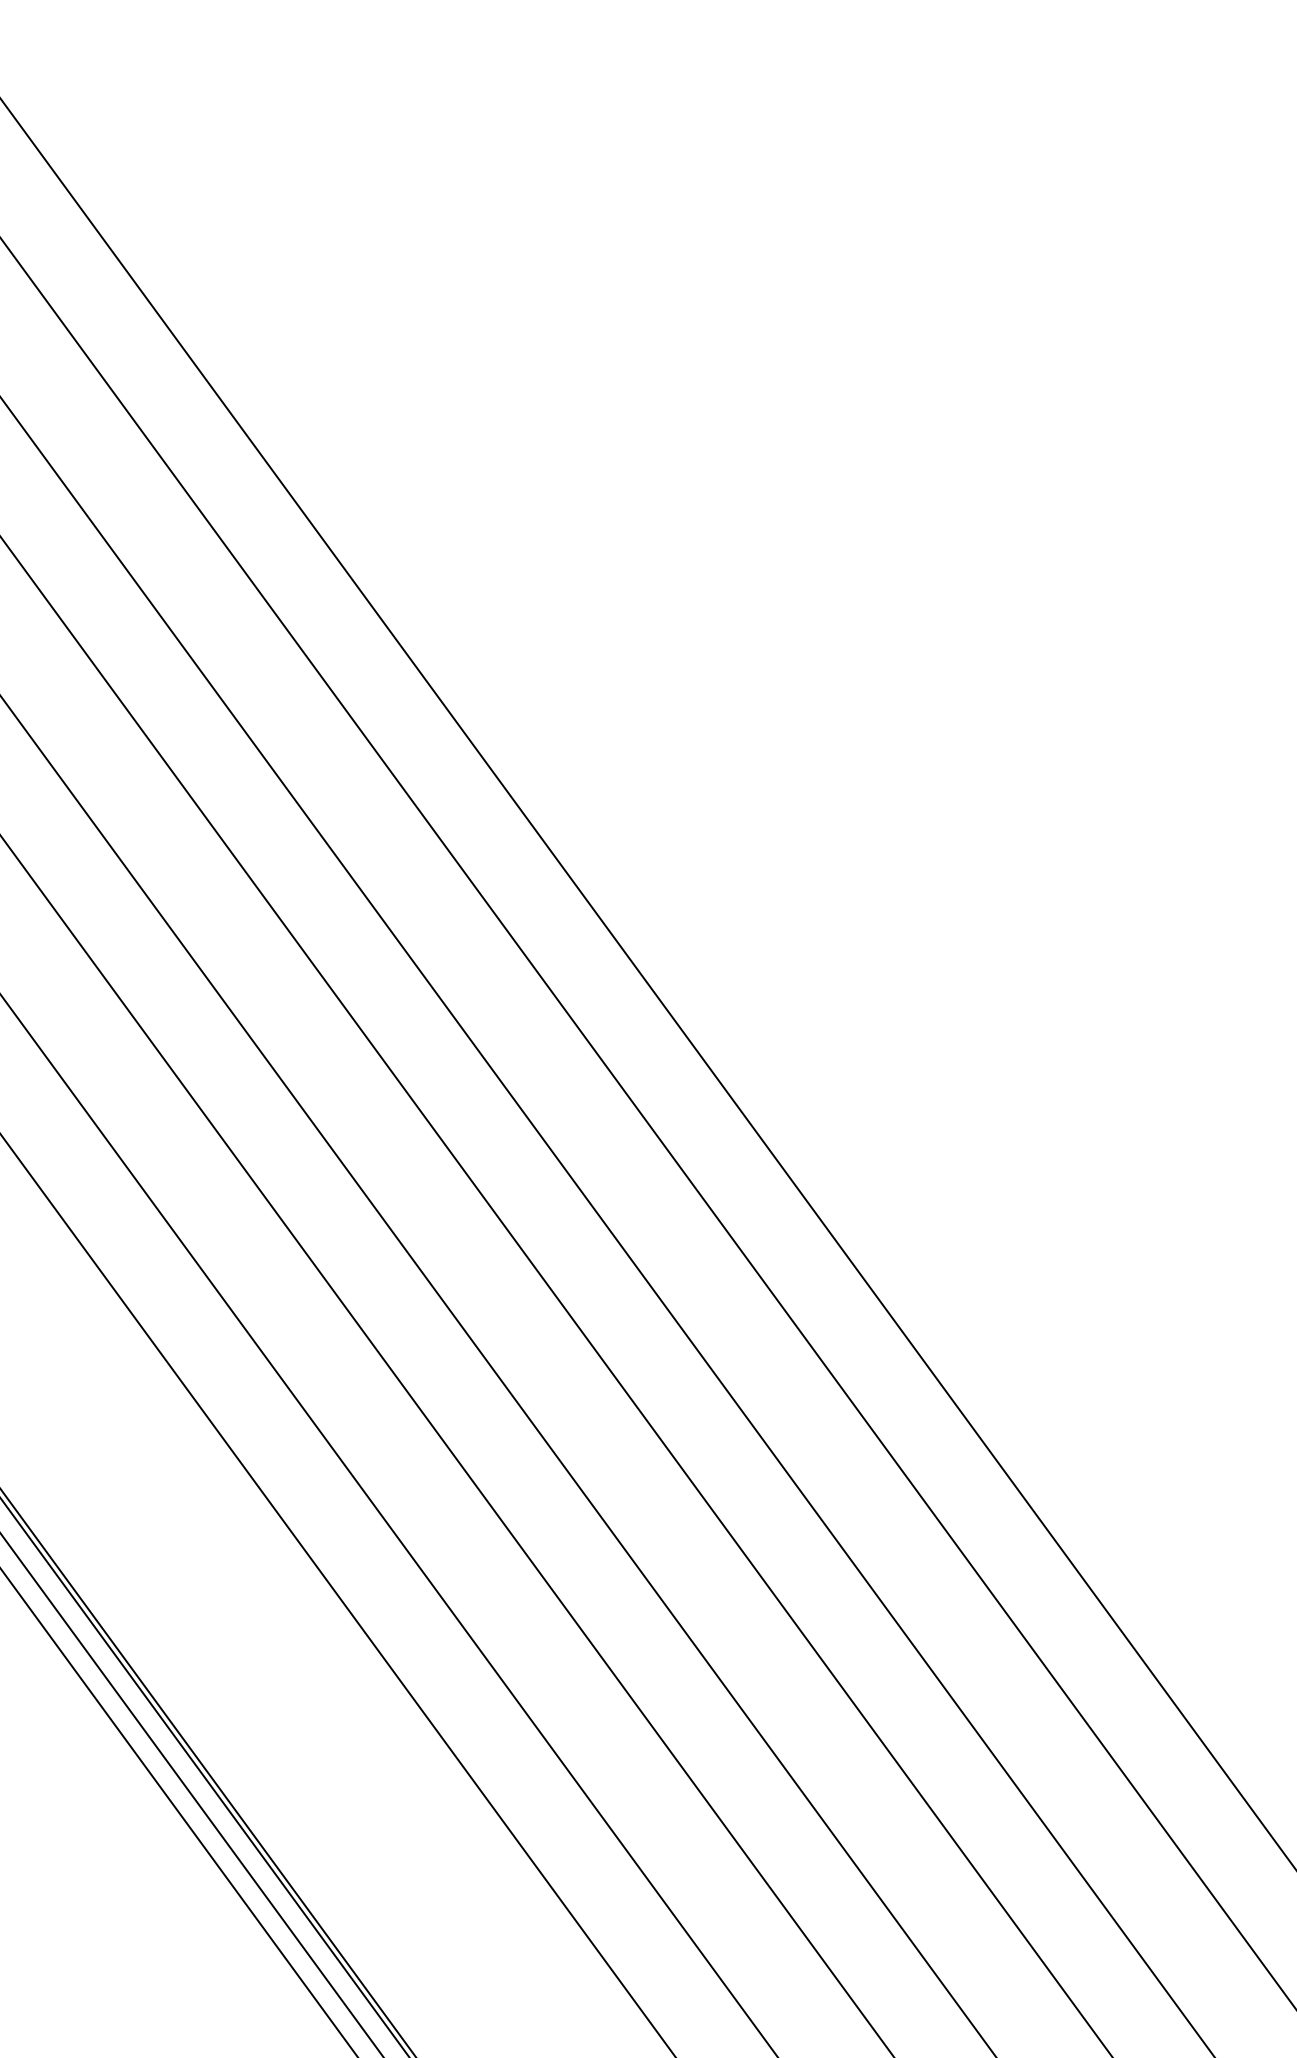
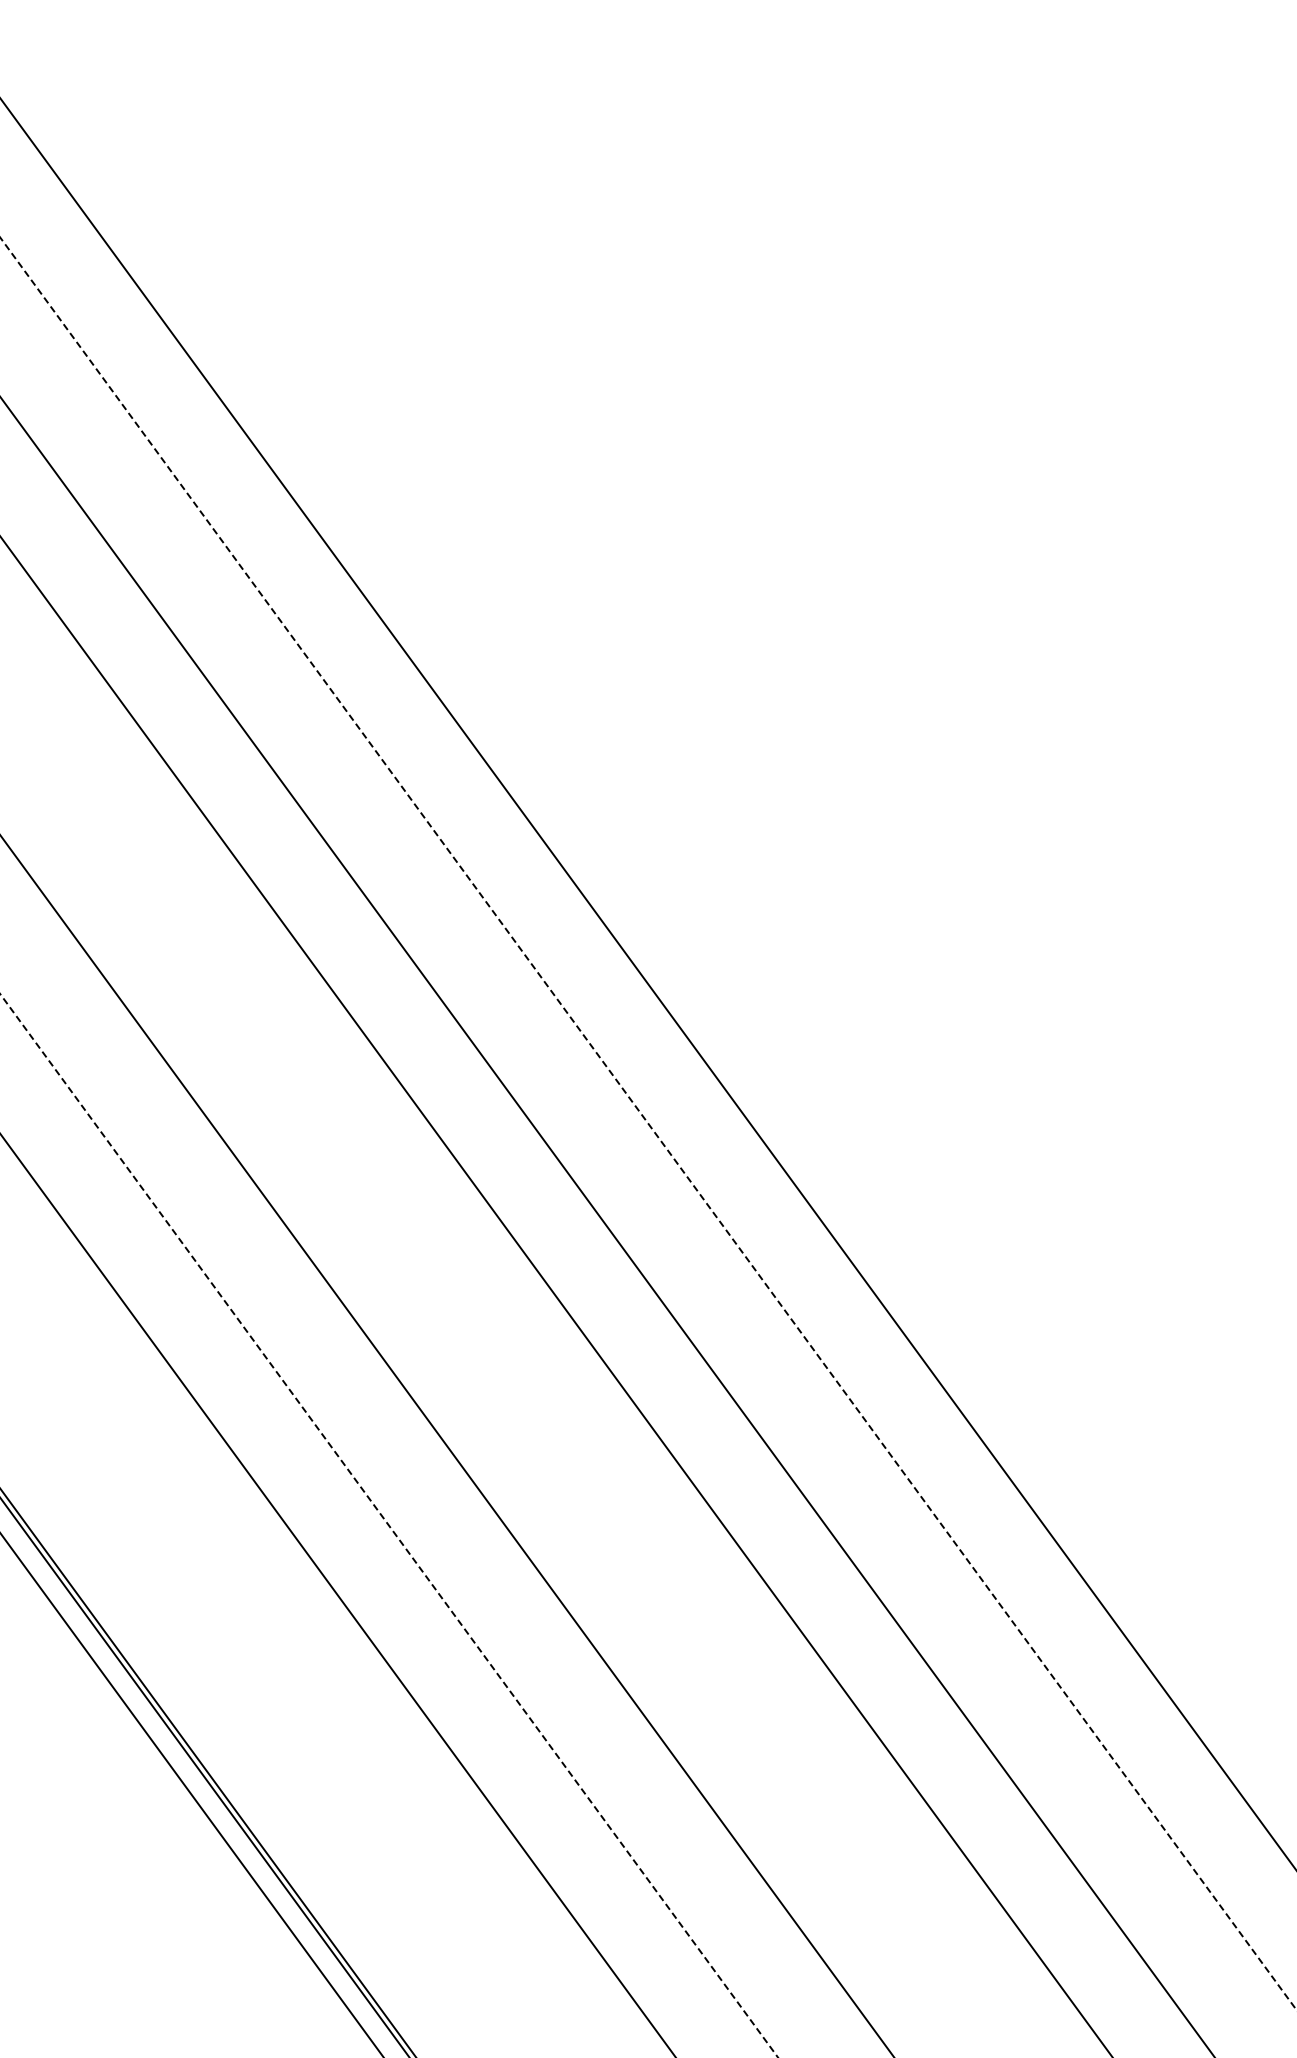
line: solid -> dashed (648, 1124)
line: present -> none (498, 1375)
line: solid -> dashed (389, 1525)
line: present -> none (178, 1812)
